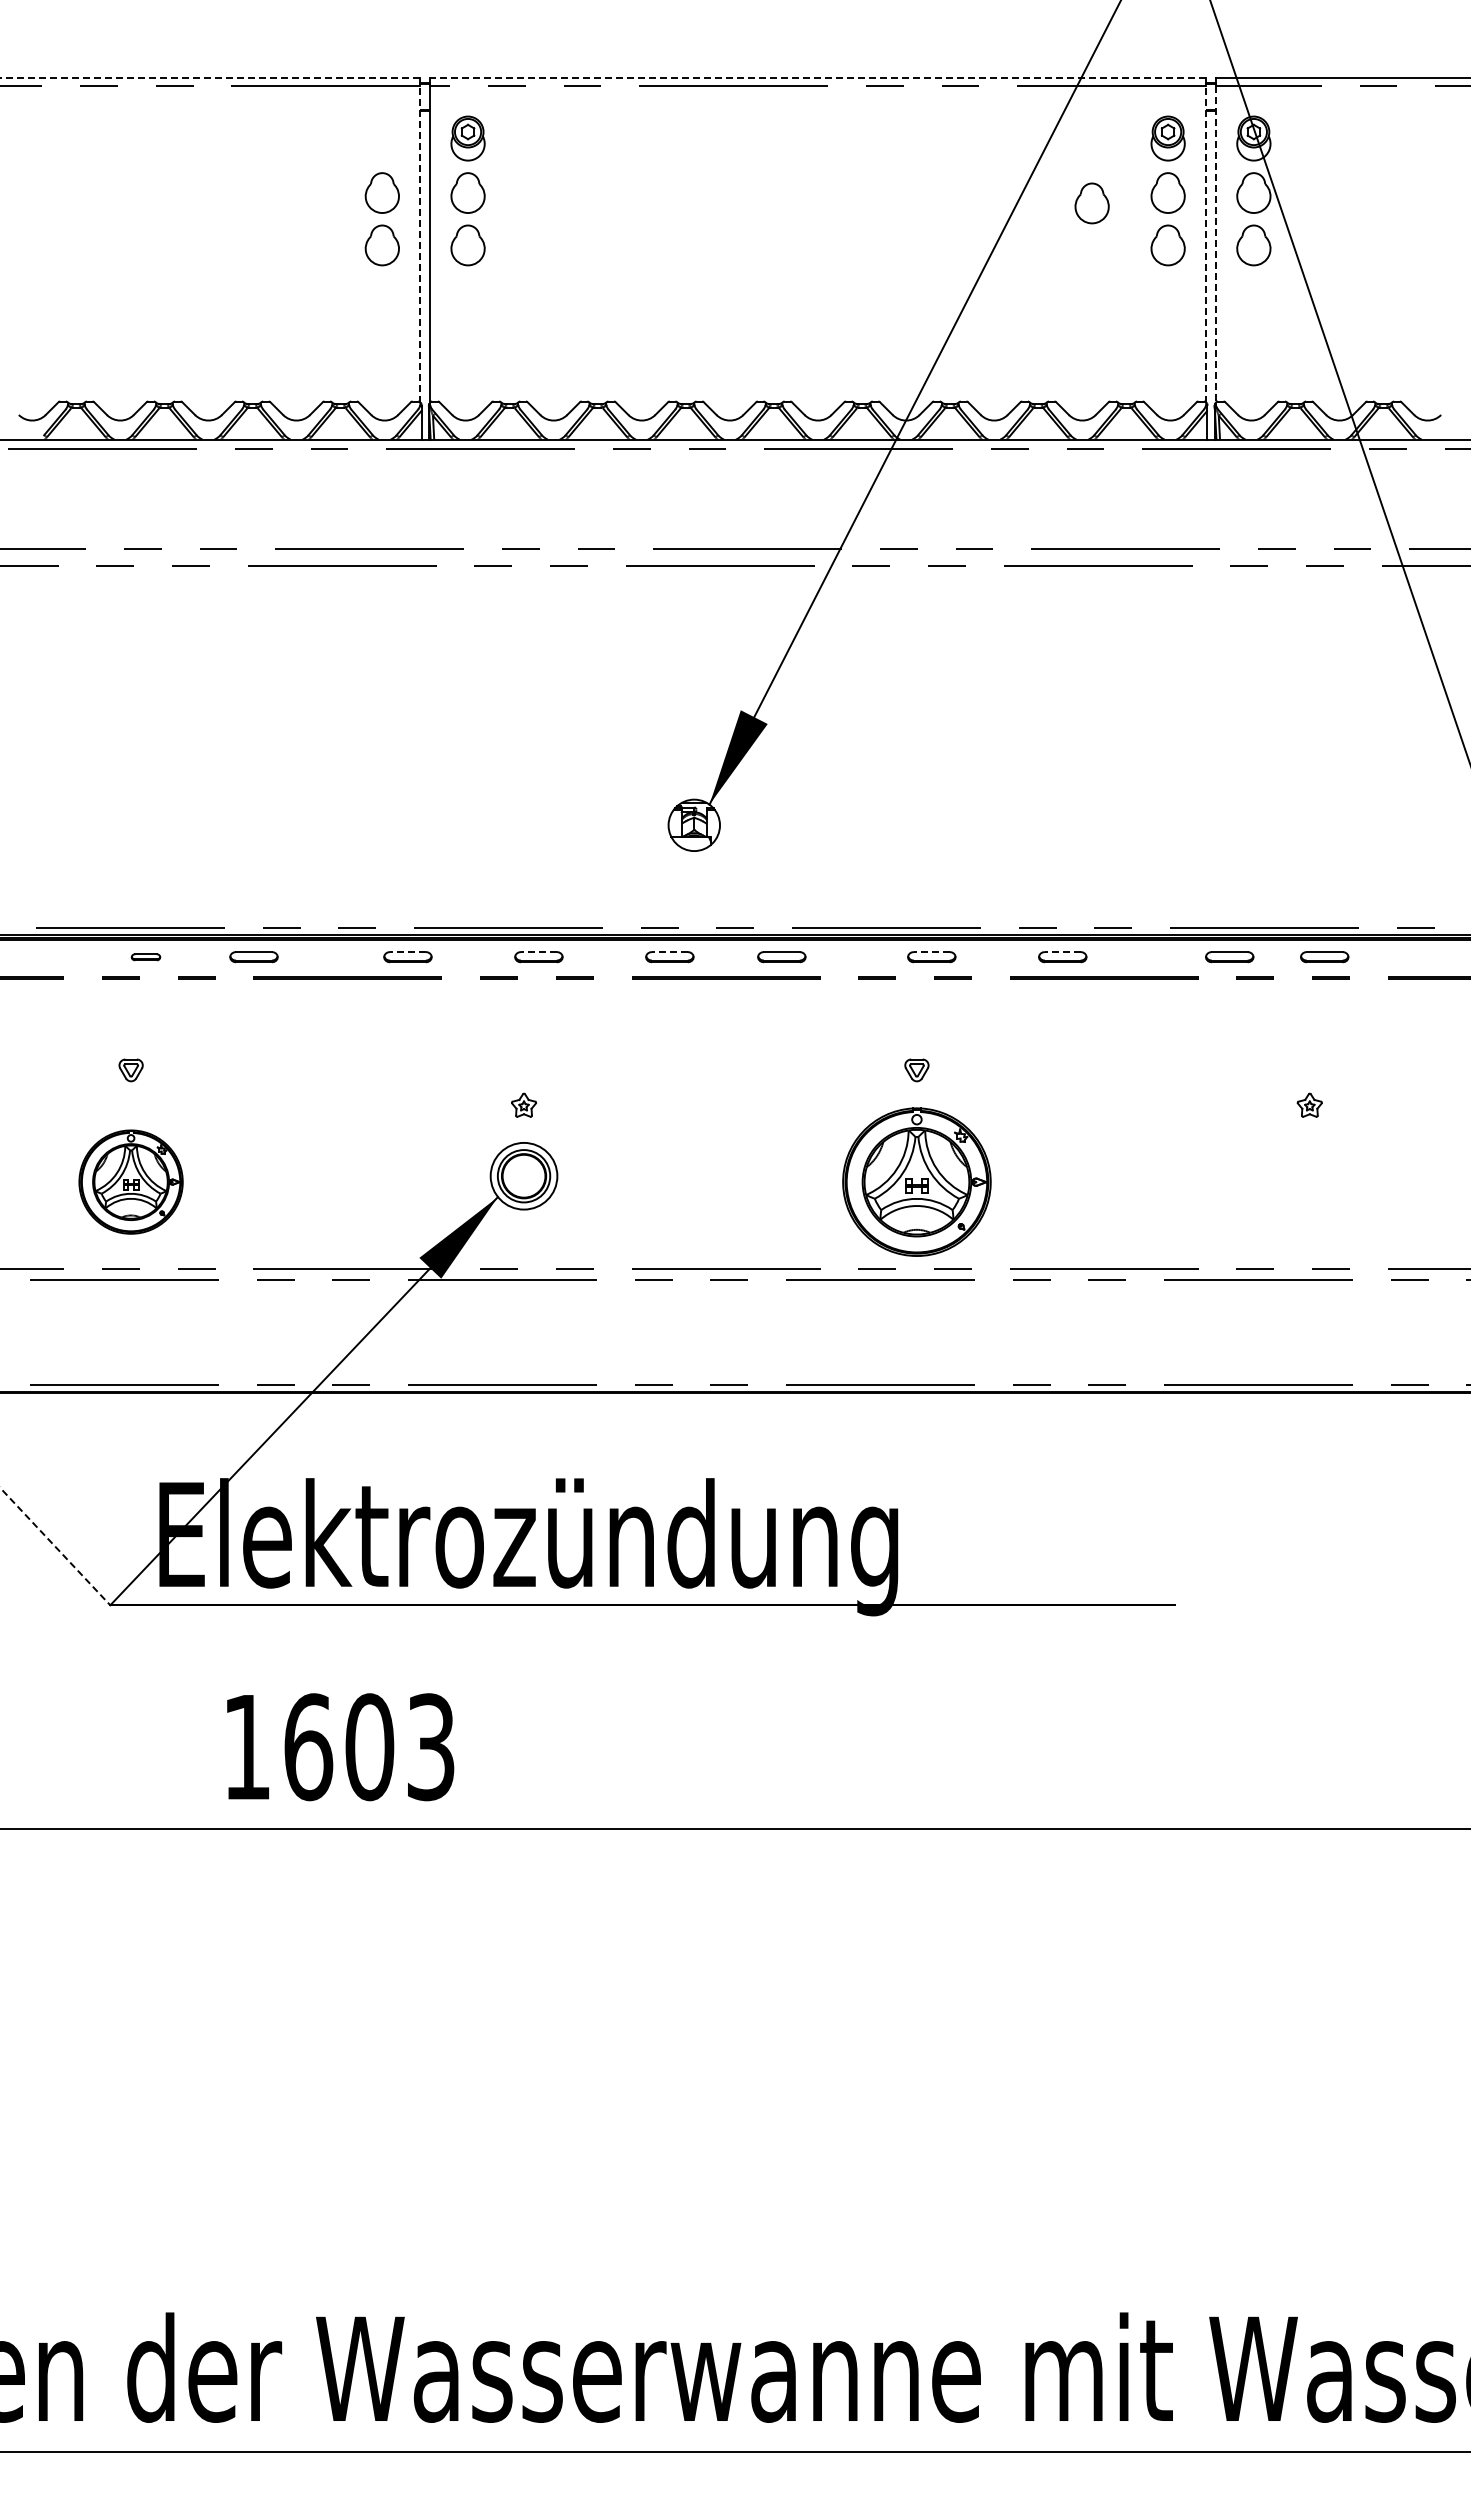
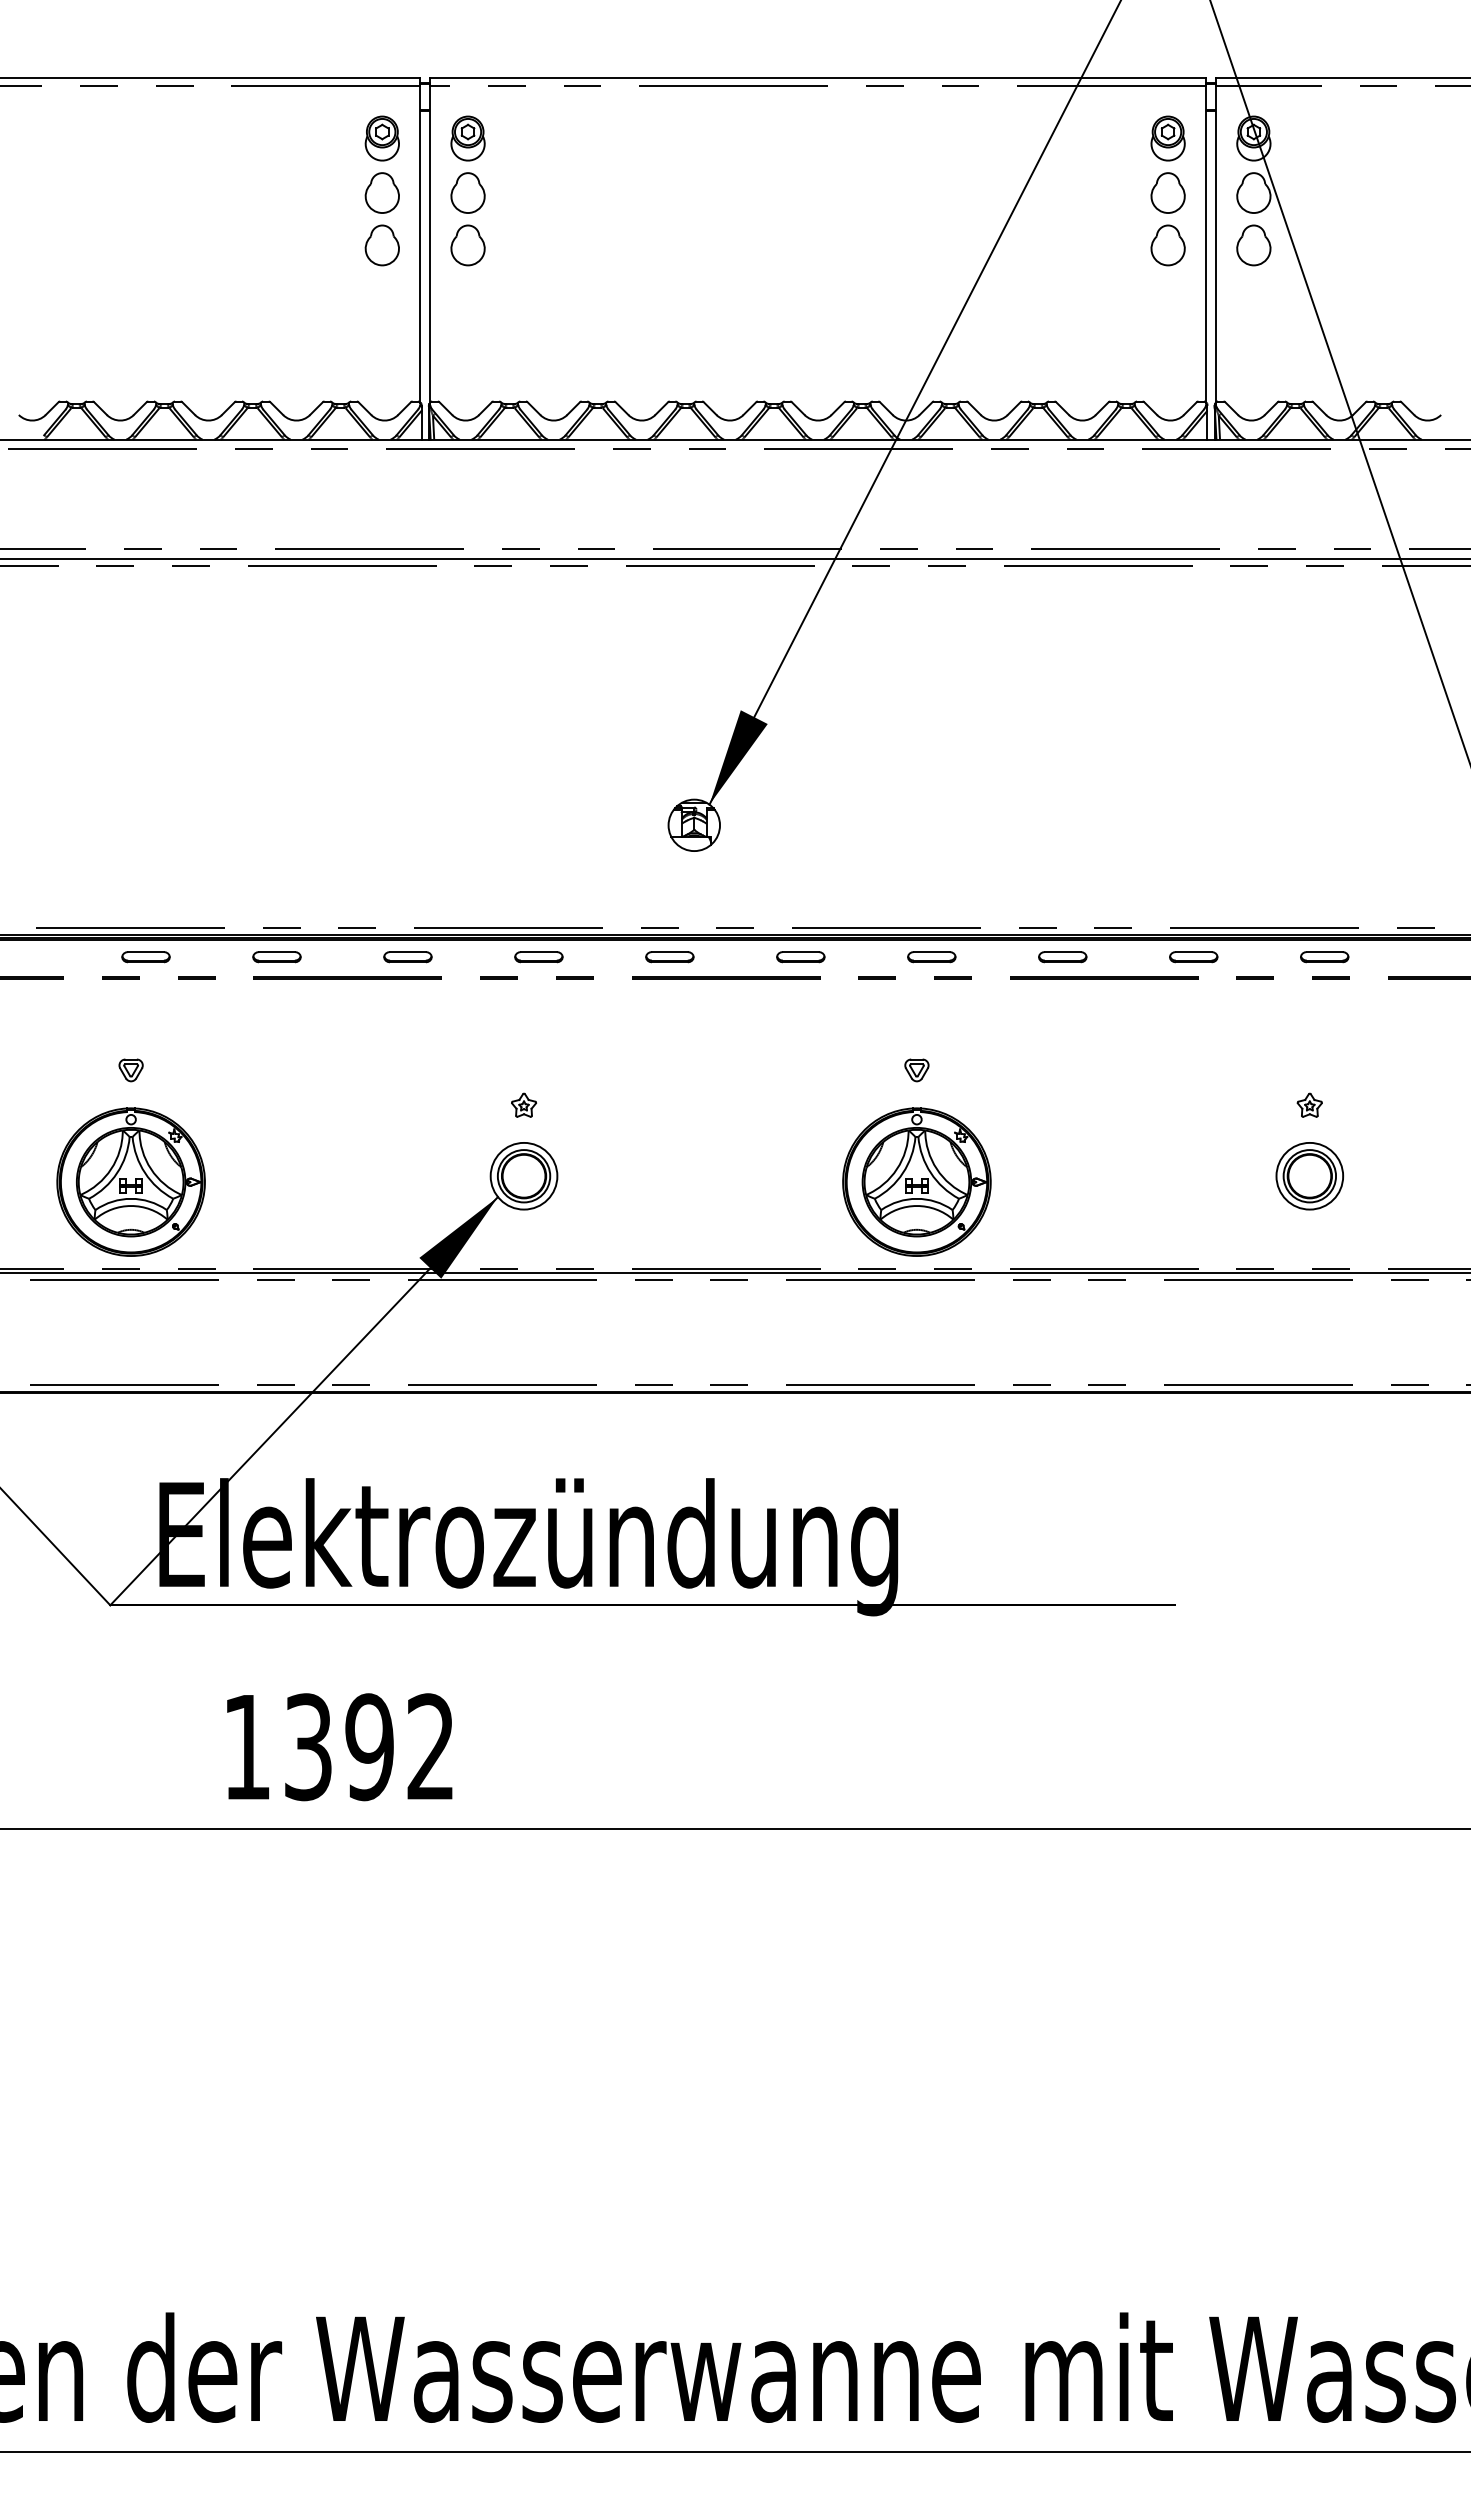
line: dashed -> solid (210, 78)
line: dashed -> solid (817, 78)
part: none -> present (381, 138)
part: present -> none (1091, 203)
line: dashed -> solid (420, 244)
line: dashed -> solid (1206, 244)
line: dashed -> solid (1215, 244)
line: none -> present (734, 558)
line: dashed -> solid (407, 952)
line: dashed -> solid (538, 952)
line: dashed -> solid (669, 952)
line: dashed -> solid (931, 952)
line: dashed -> solid (1062, 952)
part size: 32x9 px -> 50x13 px (145, 957)
part position: (253, 957) -> (276, 957) (276, 957)
part position: (781, 957) -> (800, 957) (800, 957)
part position: (1229, 957) -> (1193, 957) (1193, 957)
part: none -> present (1309, 1176)
part size: 106x106 px -> 150x150 px (130, 1181)
line: none -> present (734, 1273)
line: dashed -> solid (55, 1547)
text: 1603 -> 1392 (369, 1747)
